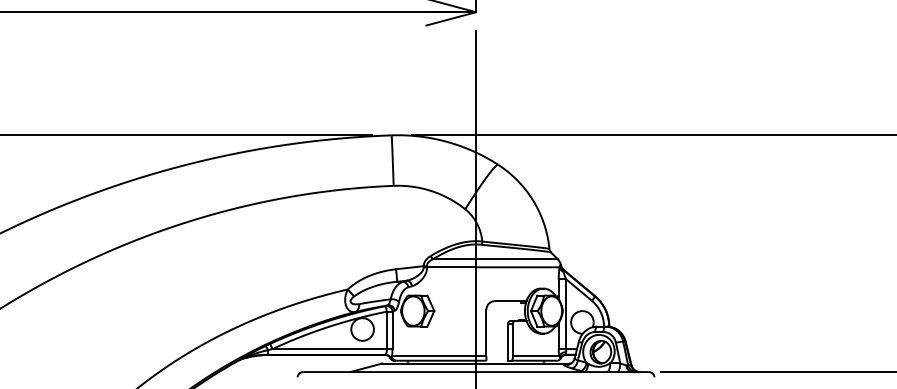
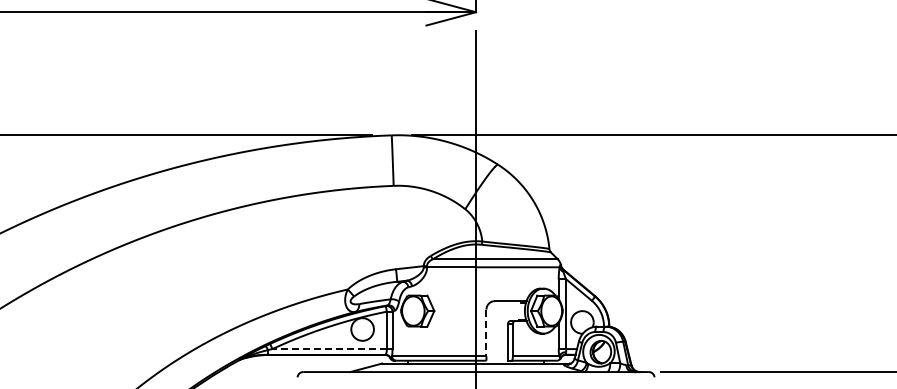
line: solid -> dashed (486, 333)
line: solid -> dashed (329, 349)
